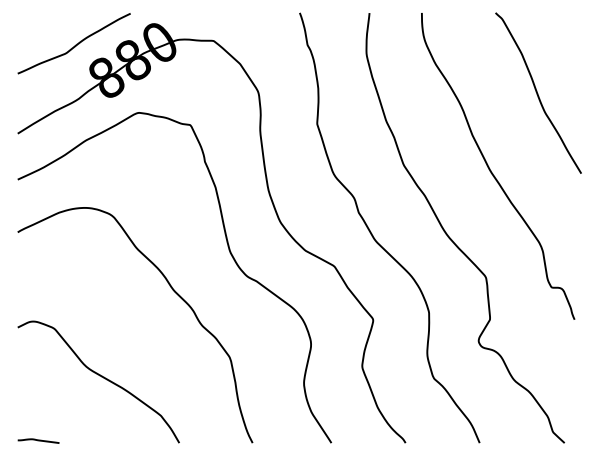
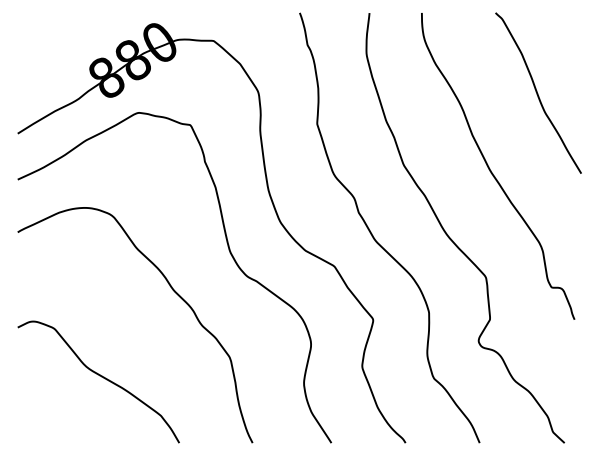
curve: present -> none (75, 44)
curve: present -> none (38, 440)
